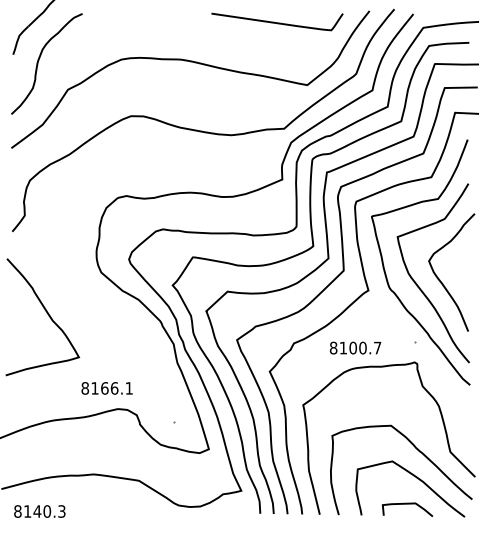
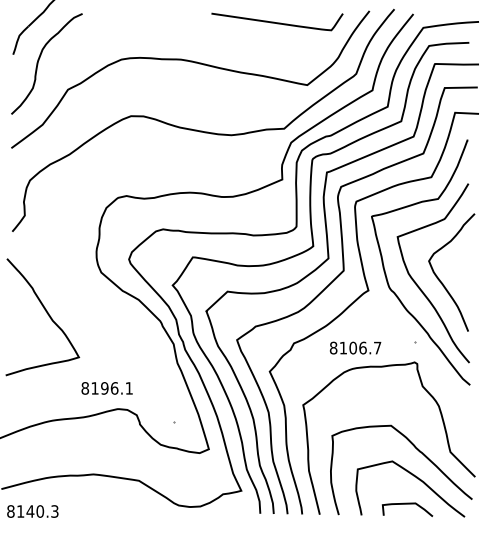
text: 8100.7 -> 8106.7 (362, 347)
text: 8166.1 -> 8196.1 (104, 388)
text position: (39, 511) -> (32, 511) (32, 511)
